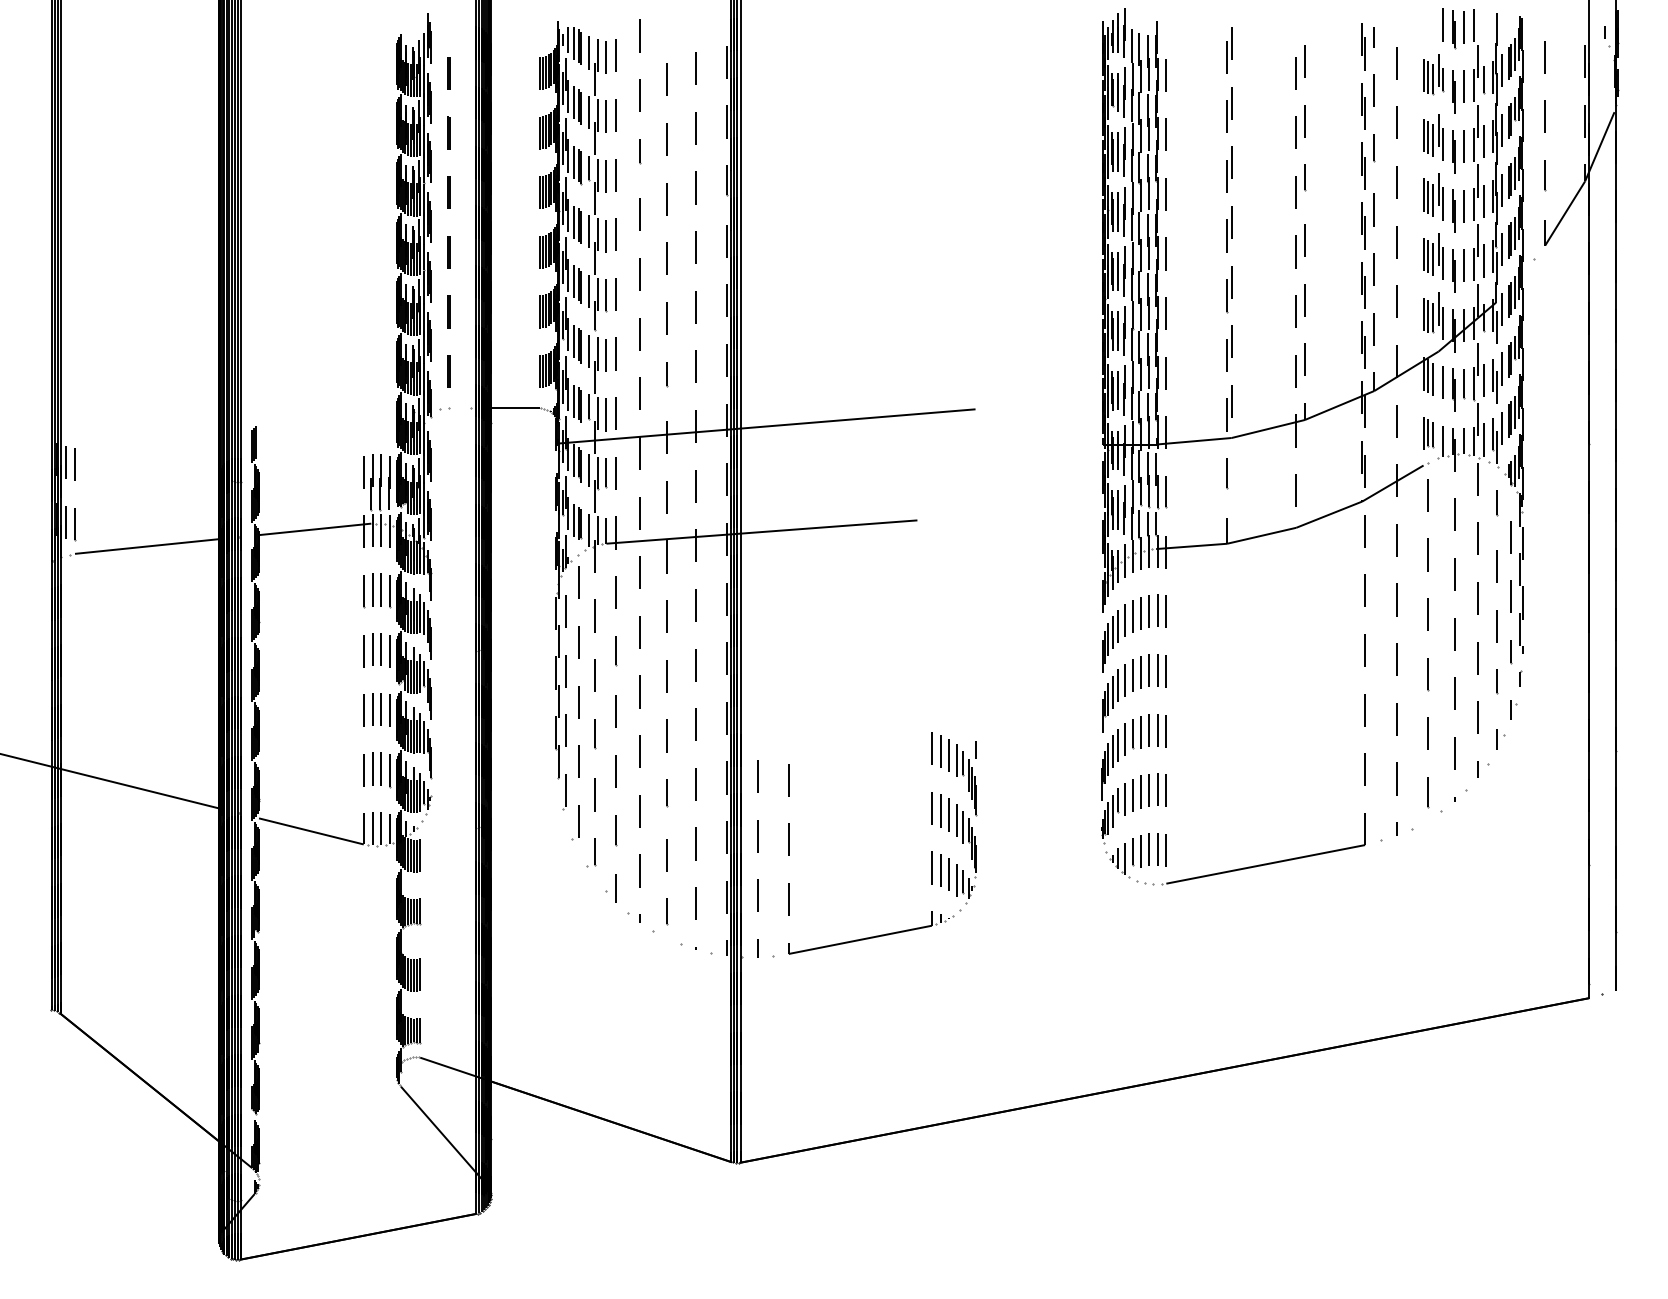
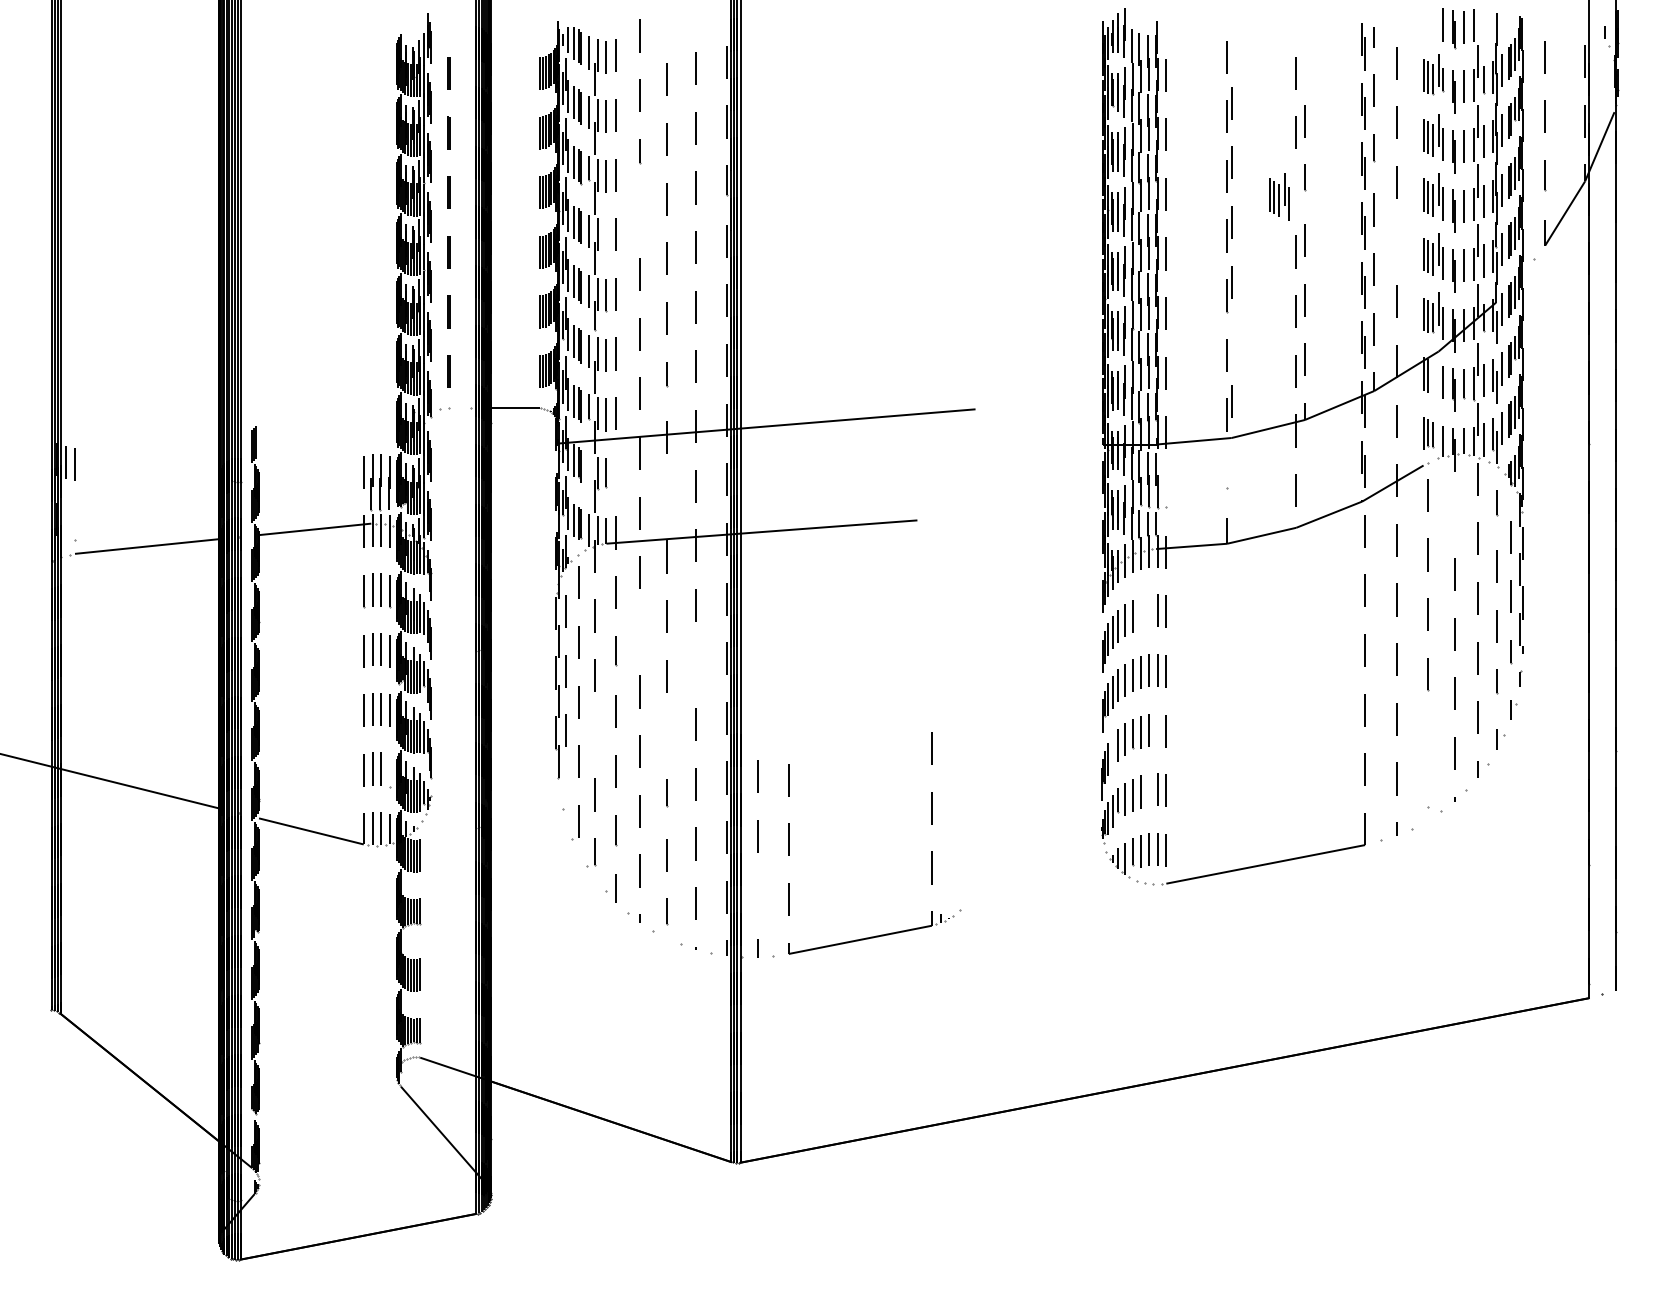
line: present -> none (1231, 43)
line: present -> none (1304, 61)
line: present -> none (1296, 191)
part: none -> present (1279, 196)
line: present -> none (639, 214)
line: present -> none (606, 235)
line: present -> none (1397, 241)
line: present -> none (1231, 341)
line: present -> none (1432, 378)
line: present -> none (589, 470)
line: present -> none (615, 472)
line: present -> none (1227, 472)
line: present -> none (1166, 491)
line: present -> none (666, 497)
line: present -> none (1454, 514)
line: present -> none (65, 521)
line: present -> none (75, 523)
line: present -> none (1149, 610)
line: present -> none (1140, 612)
line: present -> none (639, 632)
line: present -> none (696, 664)
line: present -> none (1157, 729)
line: present -> none (1427, 733)
line: present -> none (595, 734)
line: present -> none (666, 735)
line: present -> none (1112, 751)
line: present -> none (390, 769)
line: present -> none (1149, 789)
line: present -> none (566, 790)
line: present -> none (1427, 792)
part: present -> none (958, 819)
line: present -> none (757, 895)
